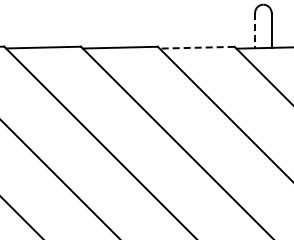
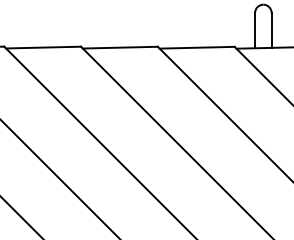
line: dashed -> solid (255, 30)
line: dashed -> solid (197, 47)
